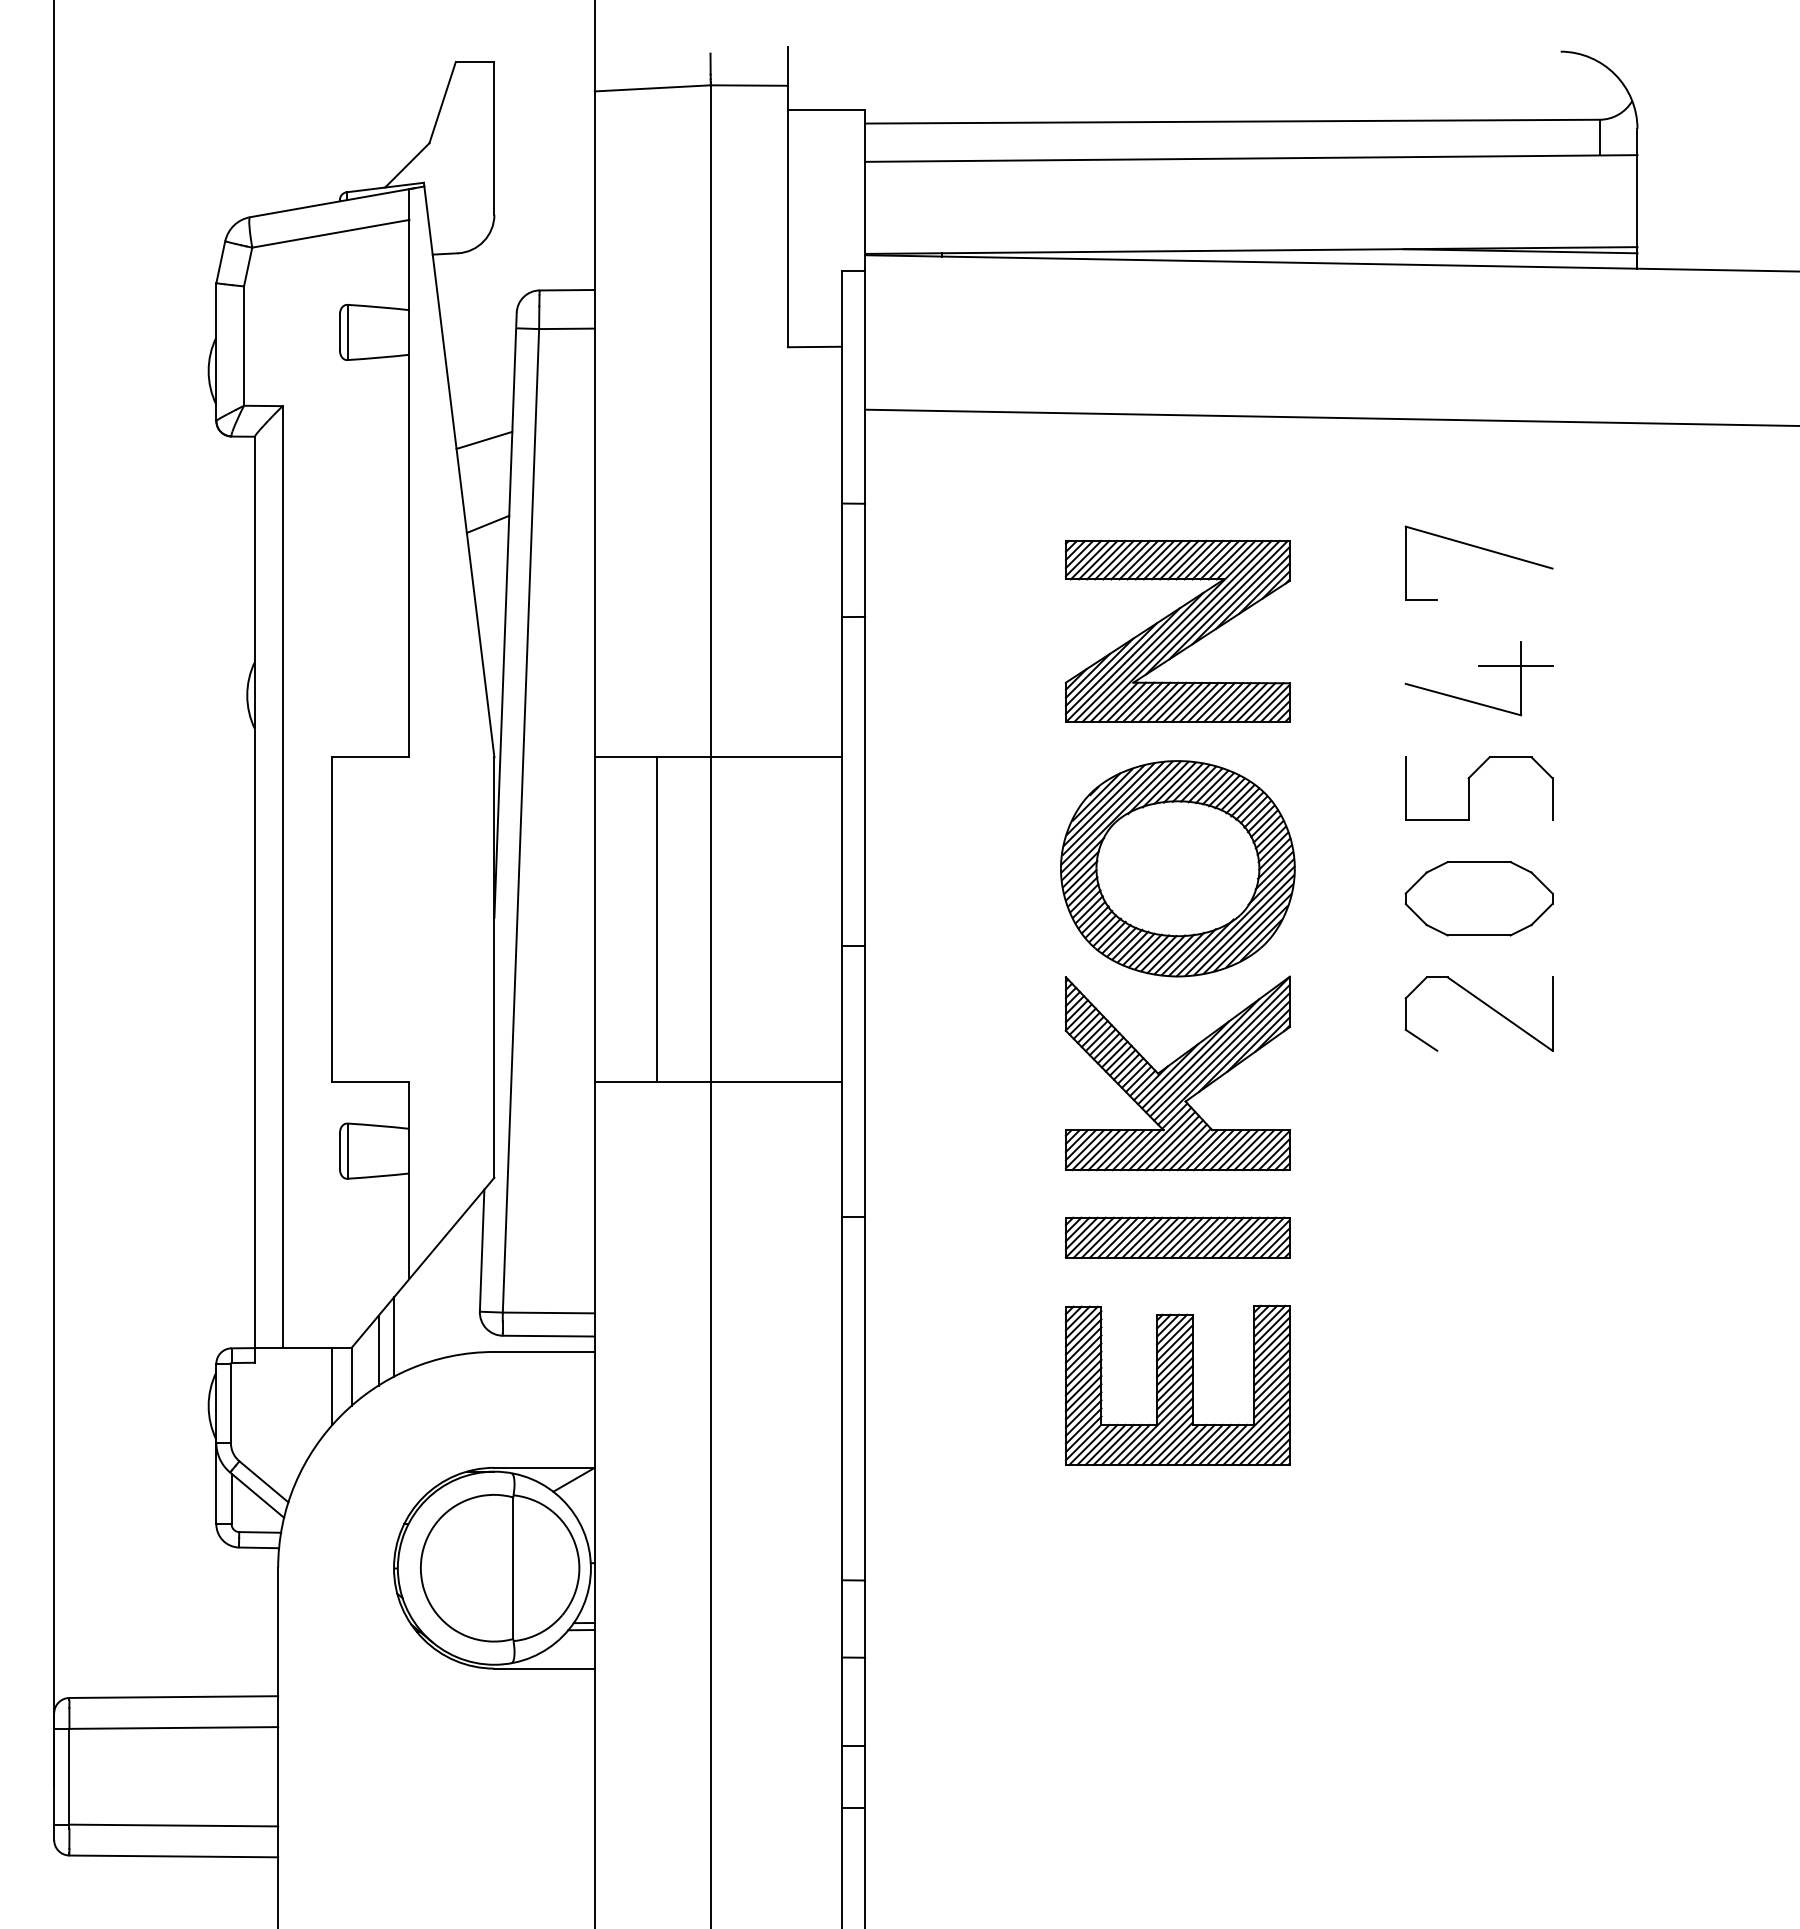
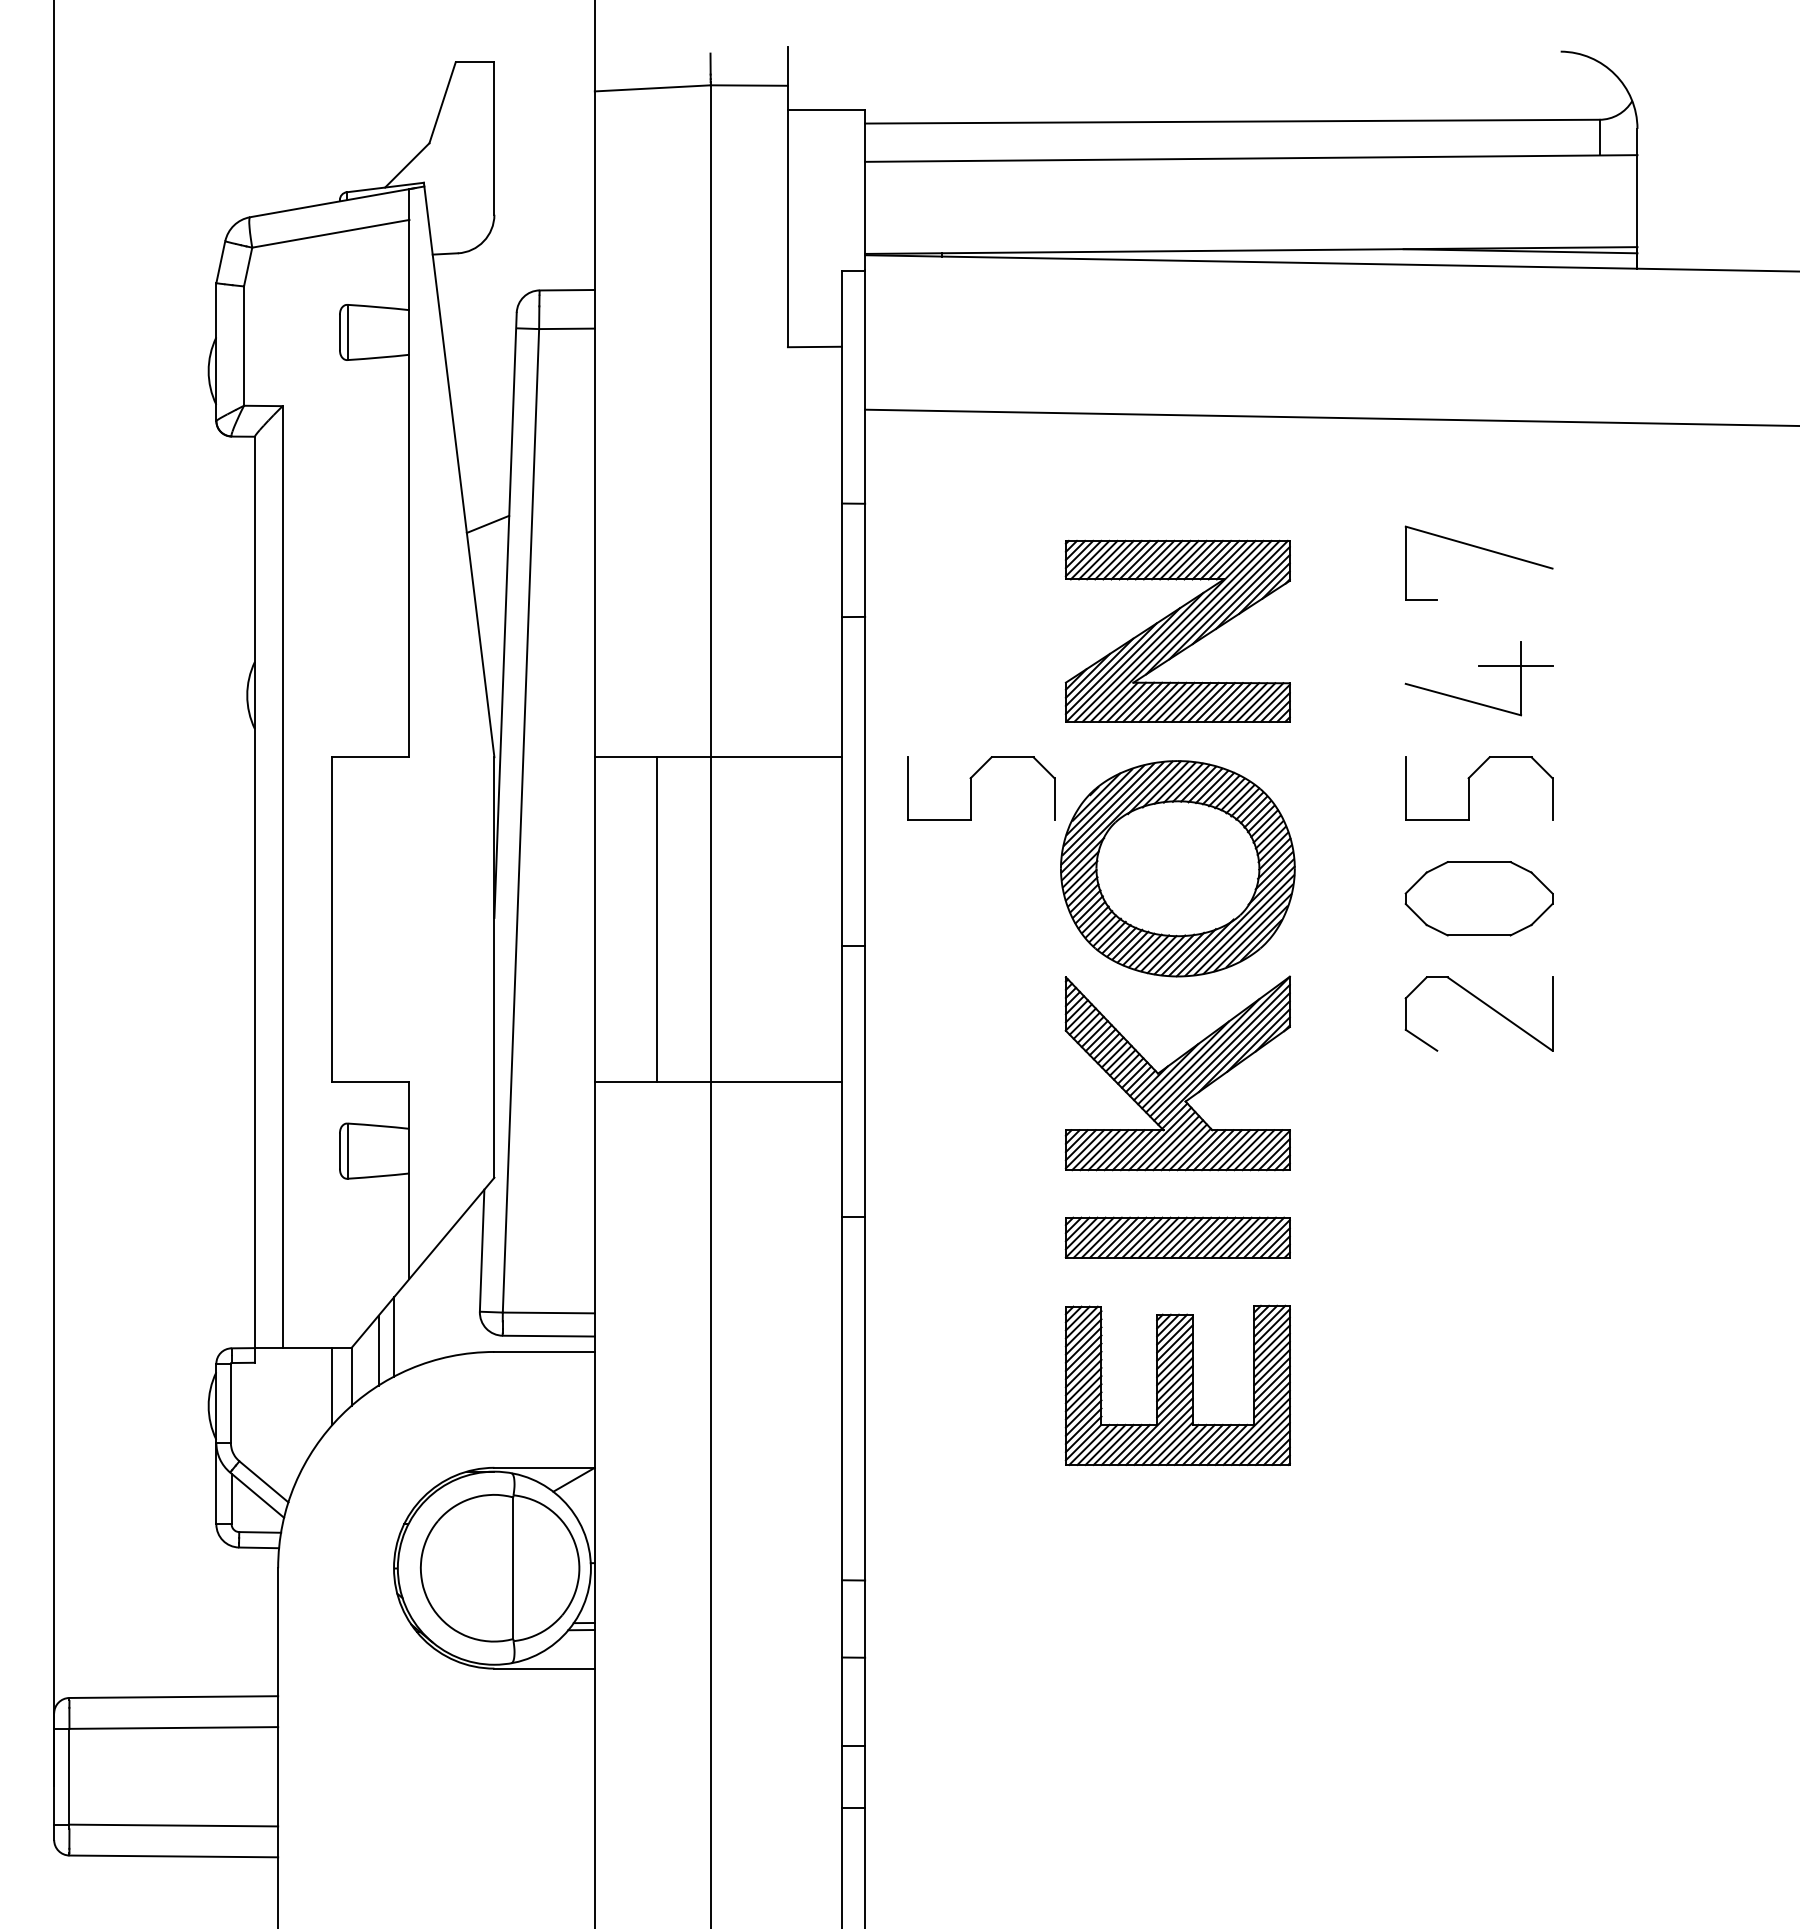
line: present -> none (484, 439)
part: none -> present (971, 788)
